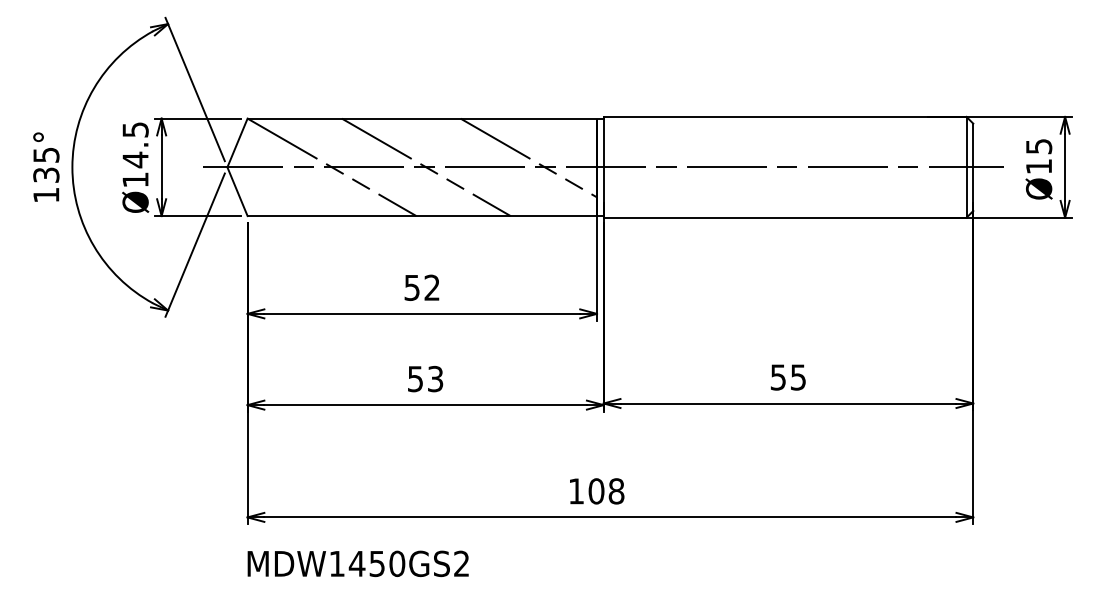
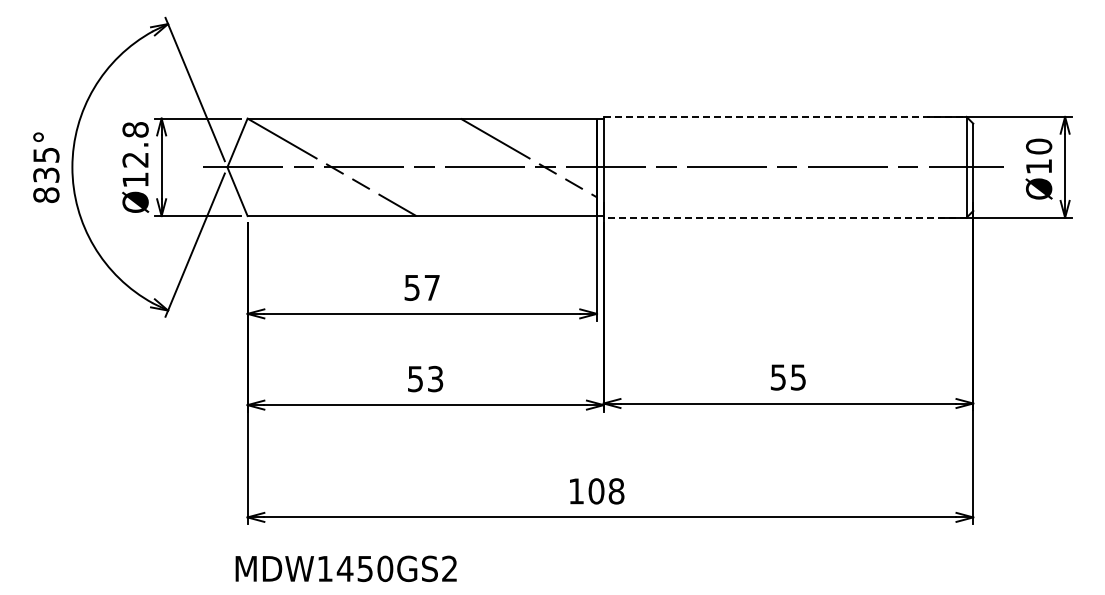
line: solid -> dashed (785, 116)
text: Ø14.5 -> Ø12.8 (135, 145)
text: Ø15 -> Ø10 (1039, 146)
line: present -> none (425, 167)
text: 135° -> 835° (46, 195)
line: solid -> dashed (784, 217)
text: 52 -> 57 (431, 287)
text position: (357, 563) -> (345, 568) (345, 568)
